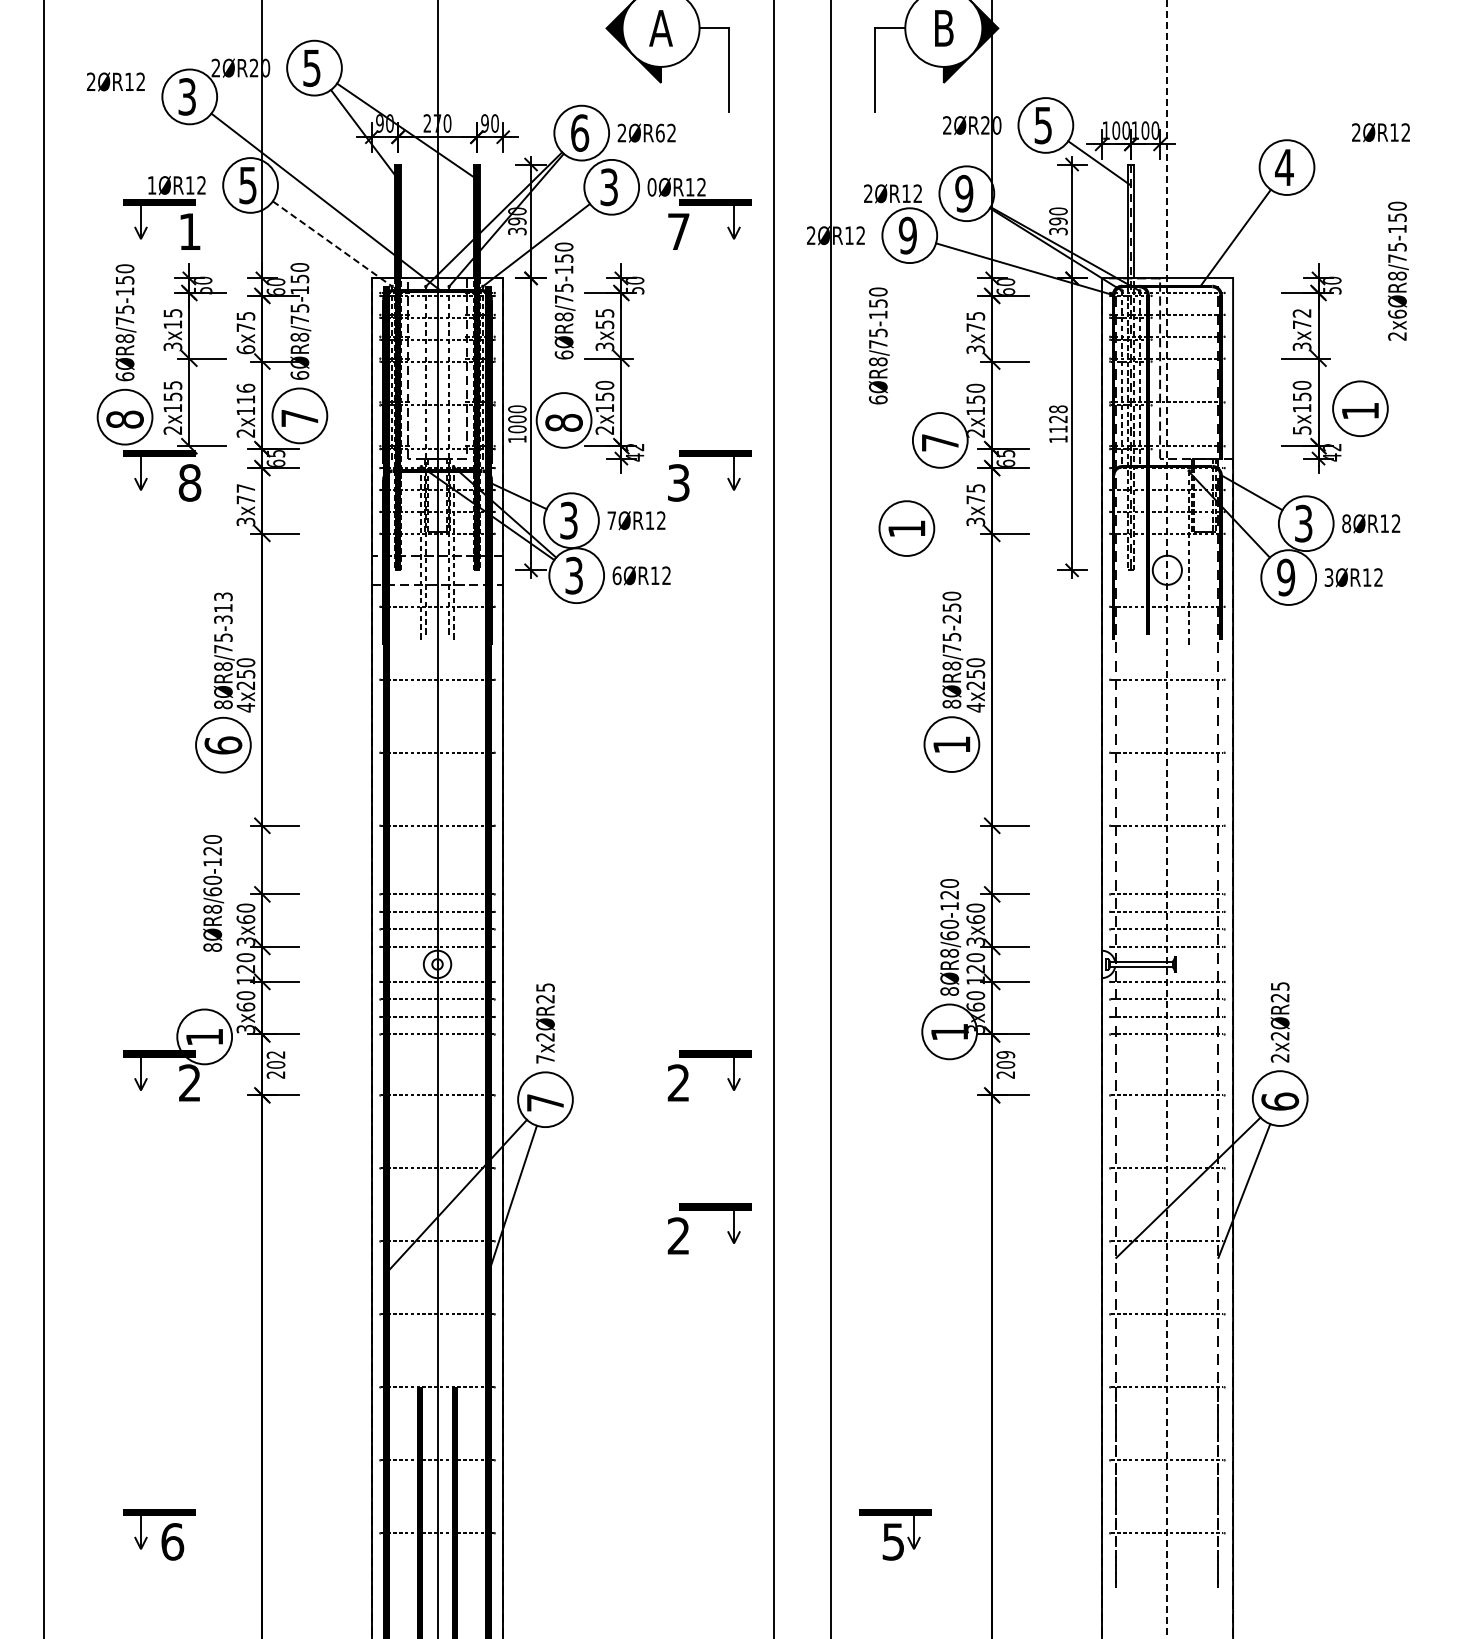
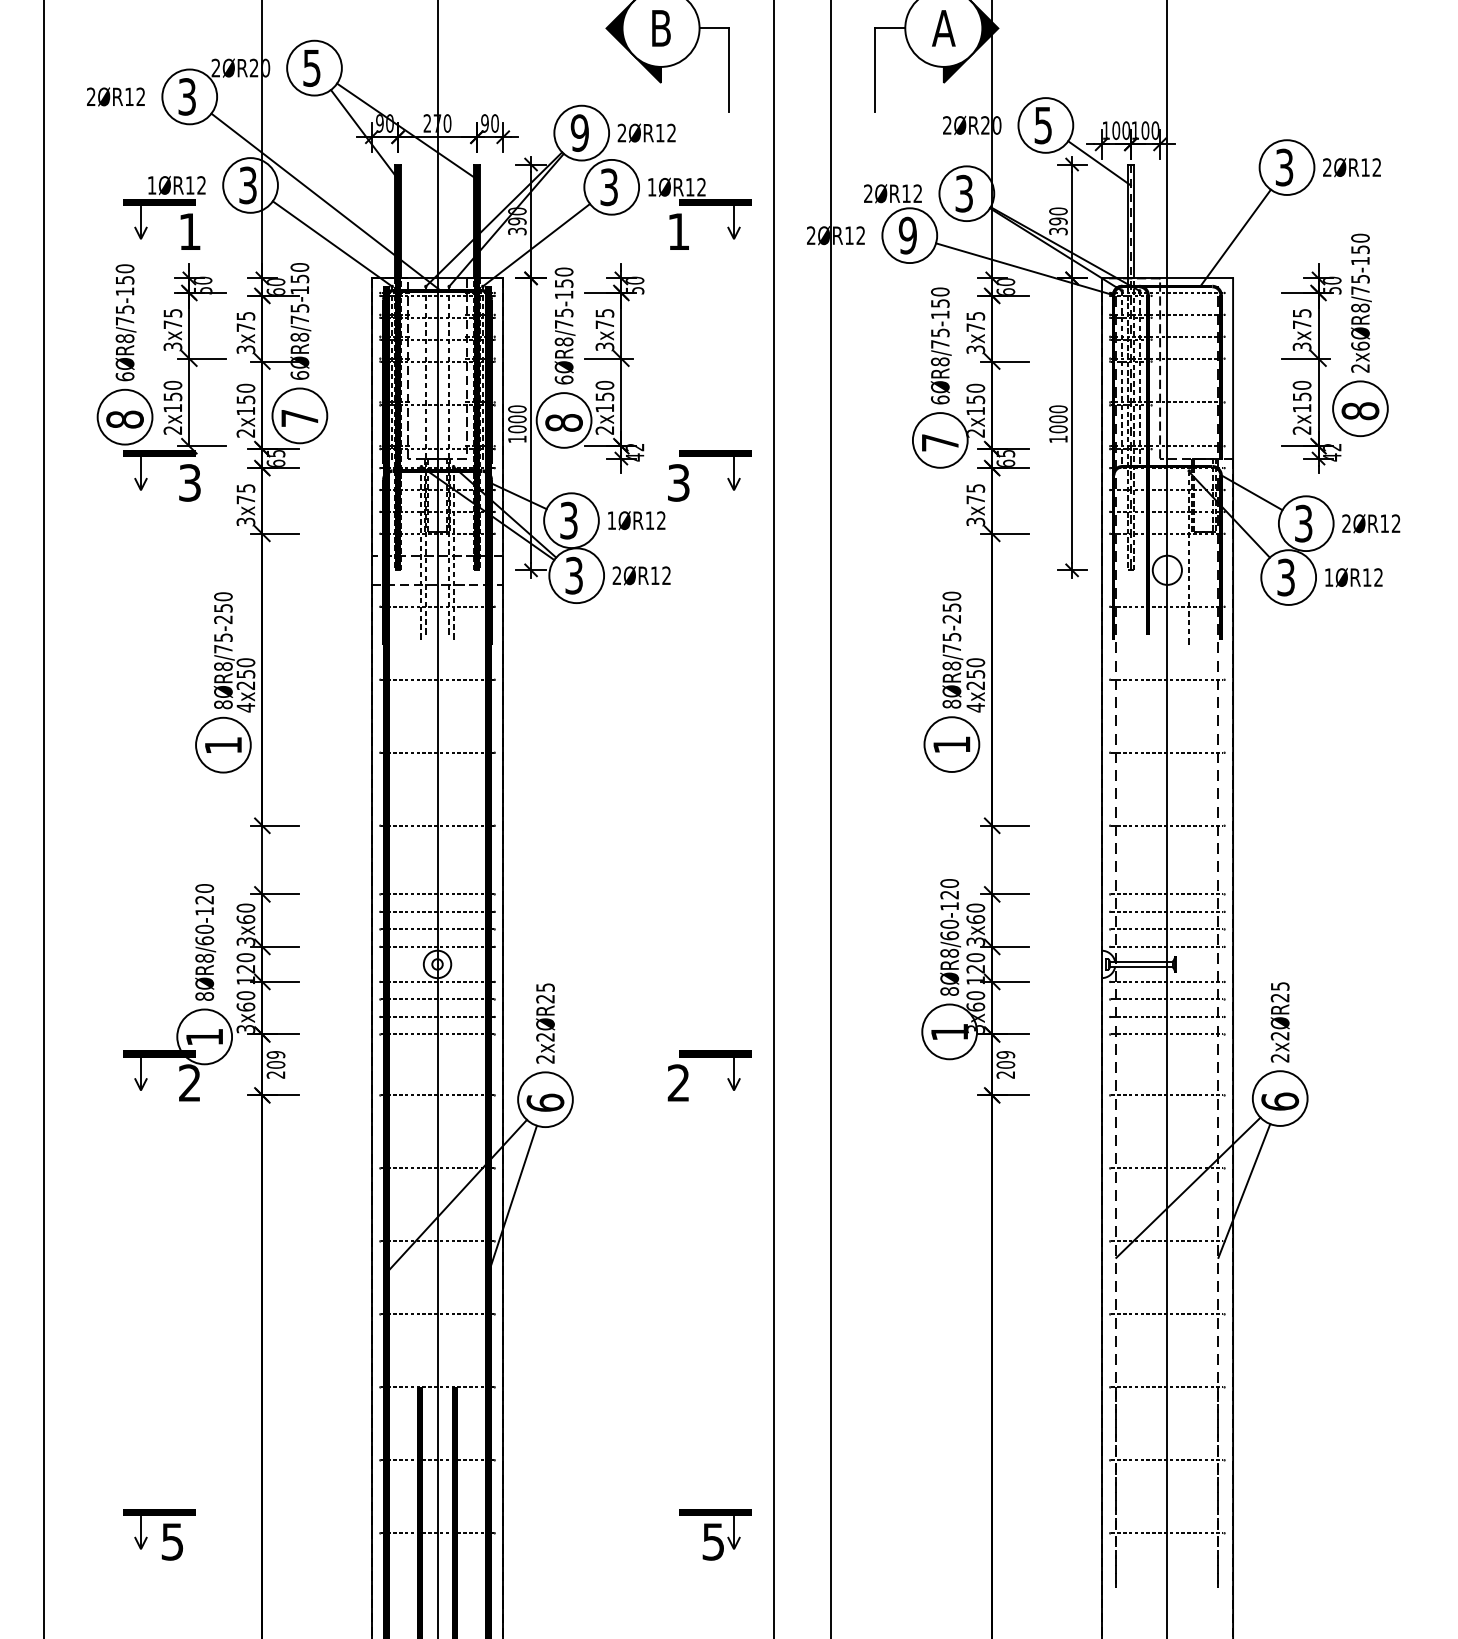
text: A -> B (660, 28)
text: B -> A (943, 28)
text position: (115, 81) -> (115, 96) (115, 96)
text: 6 -> 9 (579, 132)
text: 2ØR62 -> 2ØR12 (659, 132)
text position: (1380, 132) -> (1351, 167) (1351, 167)
text: 4 -> 3 (1284, 167)
text: 5 -> 3 (248, 184)
text: 0ØR12 -> 1ØR12 (651, 187)
text: 9 -> 3 (964, 193)
text: 7 -> 1 (678, 231)
line: dashed -> solid (332, 244)
text position: (1398, 270) -> (1361, 302) (1361, 302)
text position: (564, 300) -> (564, 325) (564, 325)
text: 3x72 -> 3x75 (1301, 313)
text: 3x15 -> 3x75 (172, 324)
text: 3x55 -> 3x75 (604, 324)
text position: (878, 345) -> (940, 345) (940, 345)
text: 6x75 -> 3x75 (245, 349)
text: 2x155 -> 2x150 (172, 384)
text: 2x116 -> 2x150 (245, 393)
text: 1 -> 8 (1360, 411)
text: 1128 -> 1000 (1058, 419)
text: 5x150 -> 2x150 (1301, 430)
text: 8 -> 3 (189, 482)
text: 3x77 -> 3x75 (245, 488)
text: 7ØR12 -> 1ØR12 (611, 520)
text: 8ØR12 -> 2ØR12 (1346, 523)
part: present -> none (906, 528)
text: 6ØR12 -> 2ØR12 (616, 575)
text: 9 -> 3 (1286, 577)
text: 3ØR12 -> 1ØR12 (1328, 577)
text: 8ØR8/75-313 -> 8ØR8/75-250 (223, 607)
text: 6 -> 1 (223, 745)
line: dashed -> solid (1167, 819)
text position: (213, 893) -> (205, 942) (205, 942)
text: 202 -> 209 (275, 1054)
text: 7x2ØR25 -> 2x2ØR25 (545, 1059)
text: 7 -> 6 (545, 1102)
part: present -> none (709, 1210)
part position: (895, 1534) -> (715, 1534) (715, 1534)
text: 6 -> 5 (172, 1541)
